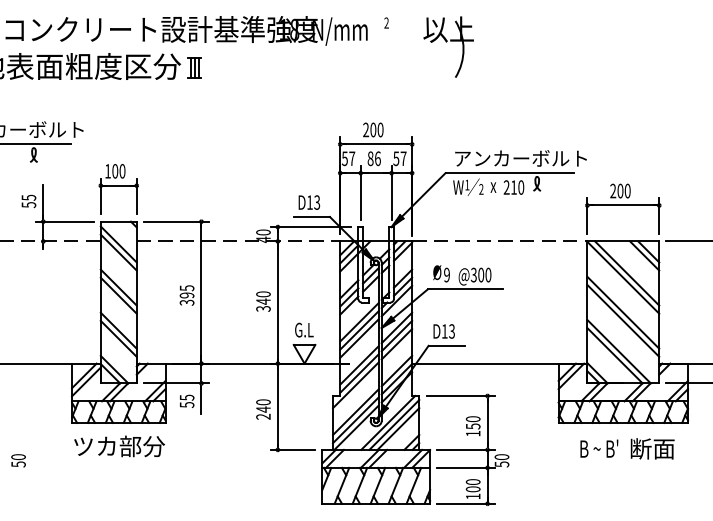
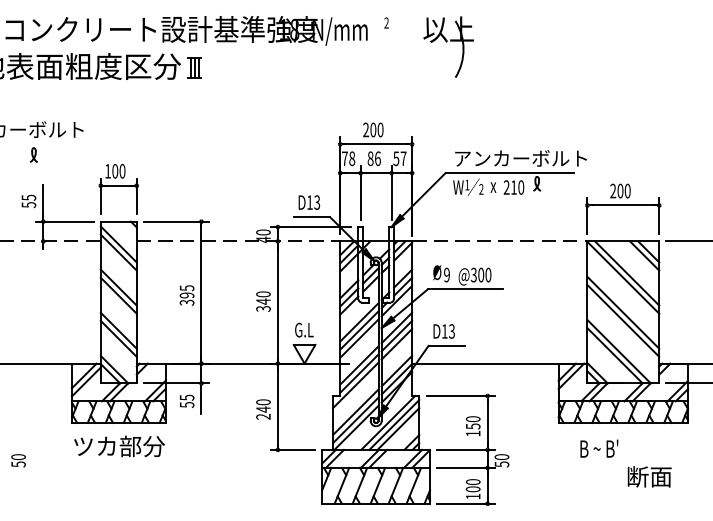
line: present -> none (36, 144)
text: 57 -> 78 (348, 158)
text position: (652, 448) -> (649, 476) (649, 476)
